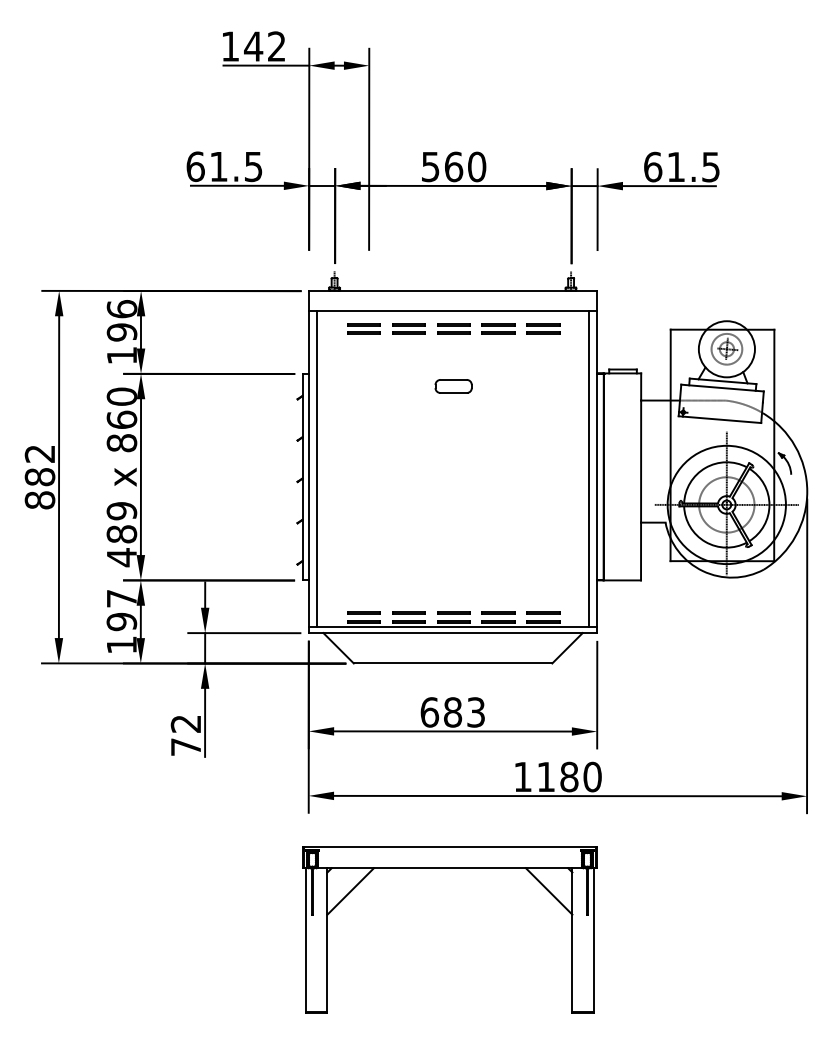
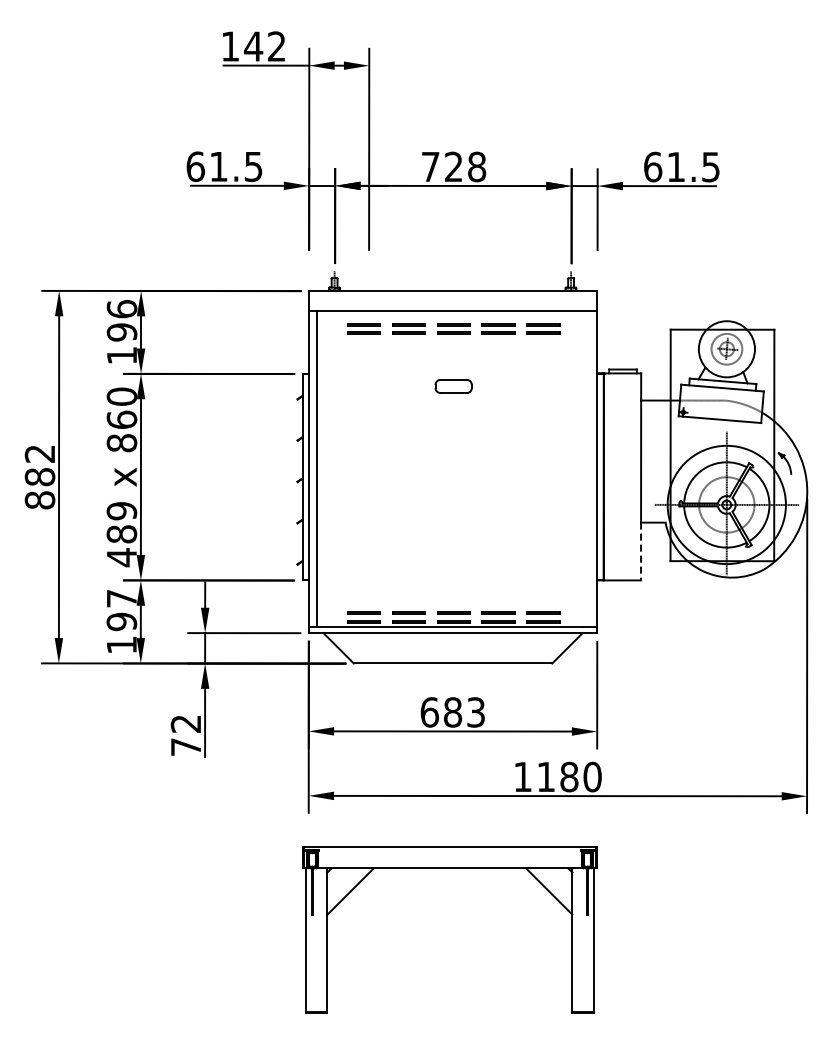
text: 560 -> 728 (454, 166)
line: present -> none (588, 468)
line: solid -> dashed (641, 551)
